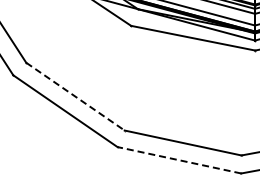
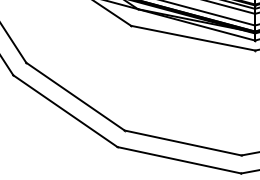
line: dashed -> solid (75, 96)
line: dashed -> solid (178, 160)
